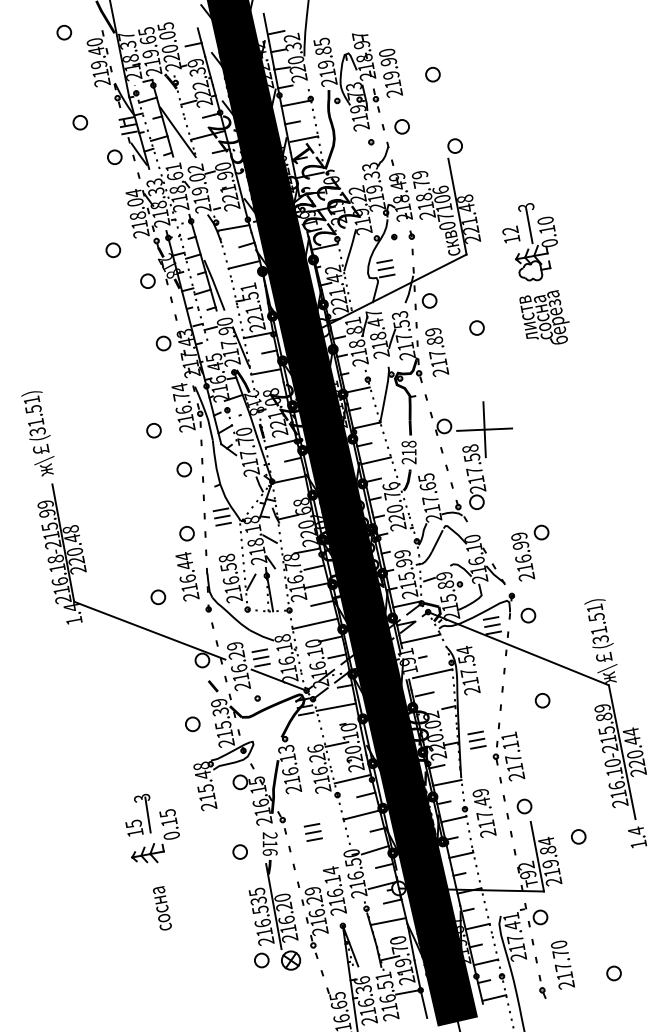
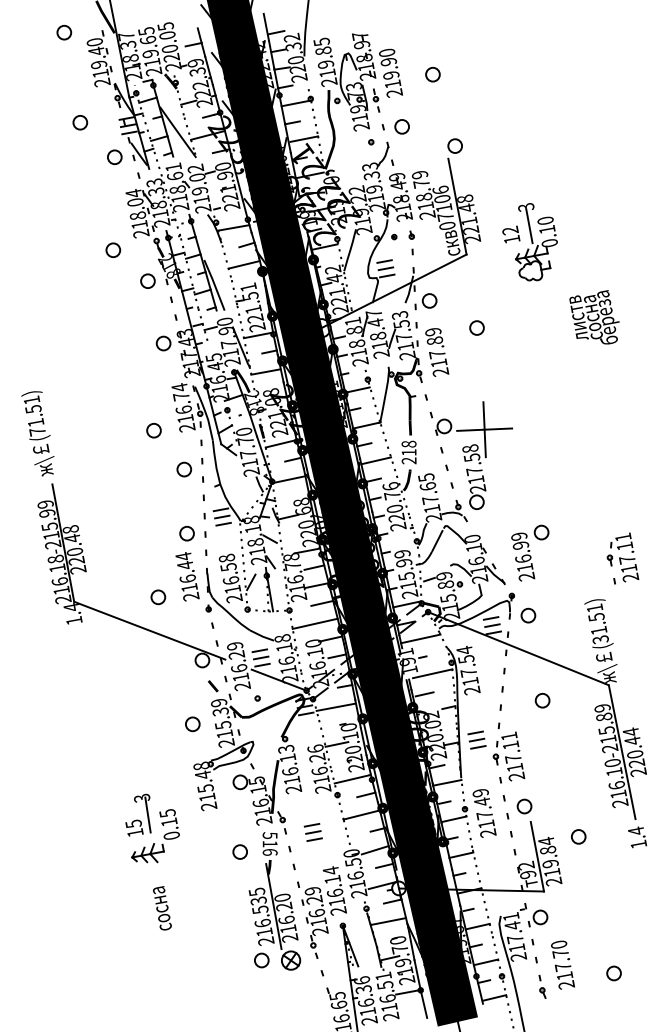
text position: (544, 317) -> (594, 317) (594, 317)
text: (31.51) -> (71.51) (37, 431)
part: none -> present (622, 558)
text: 216 -> 516 (269, 835)
